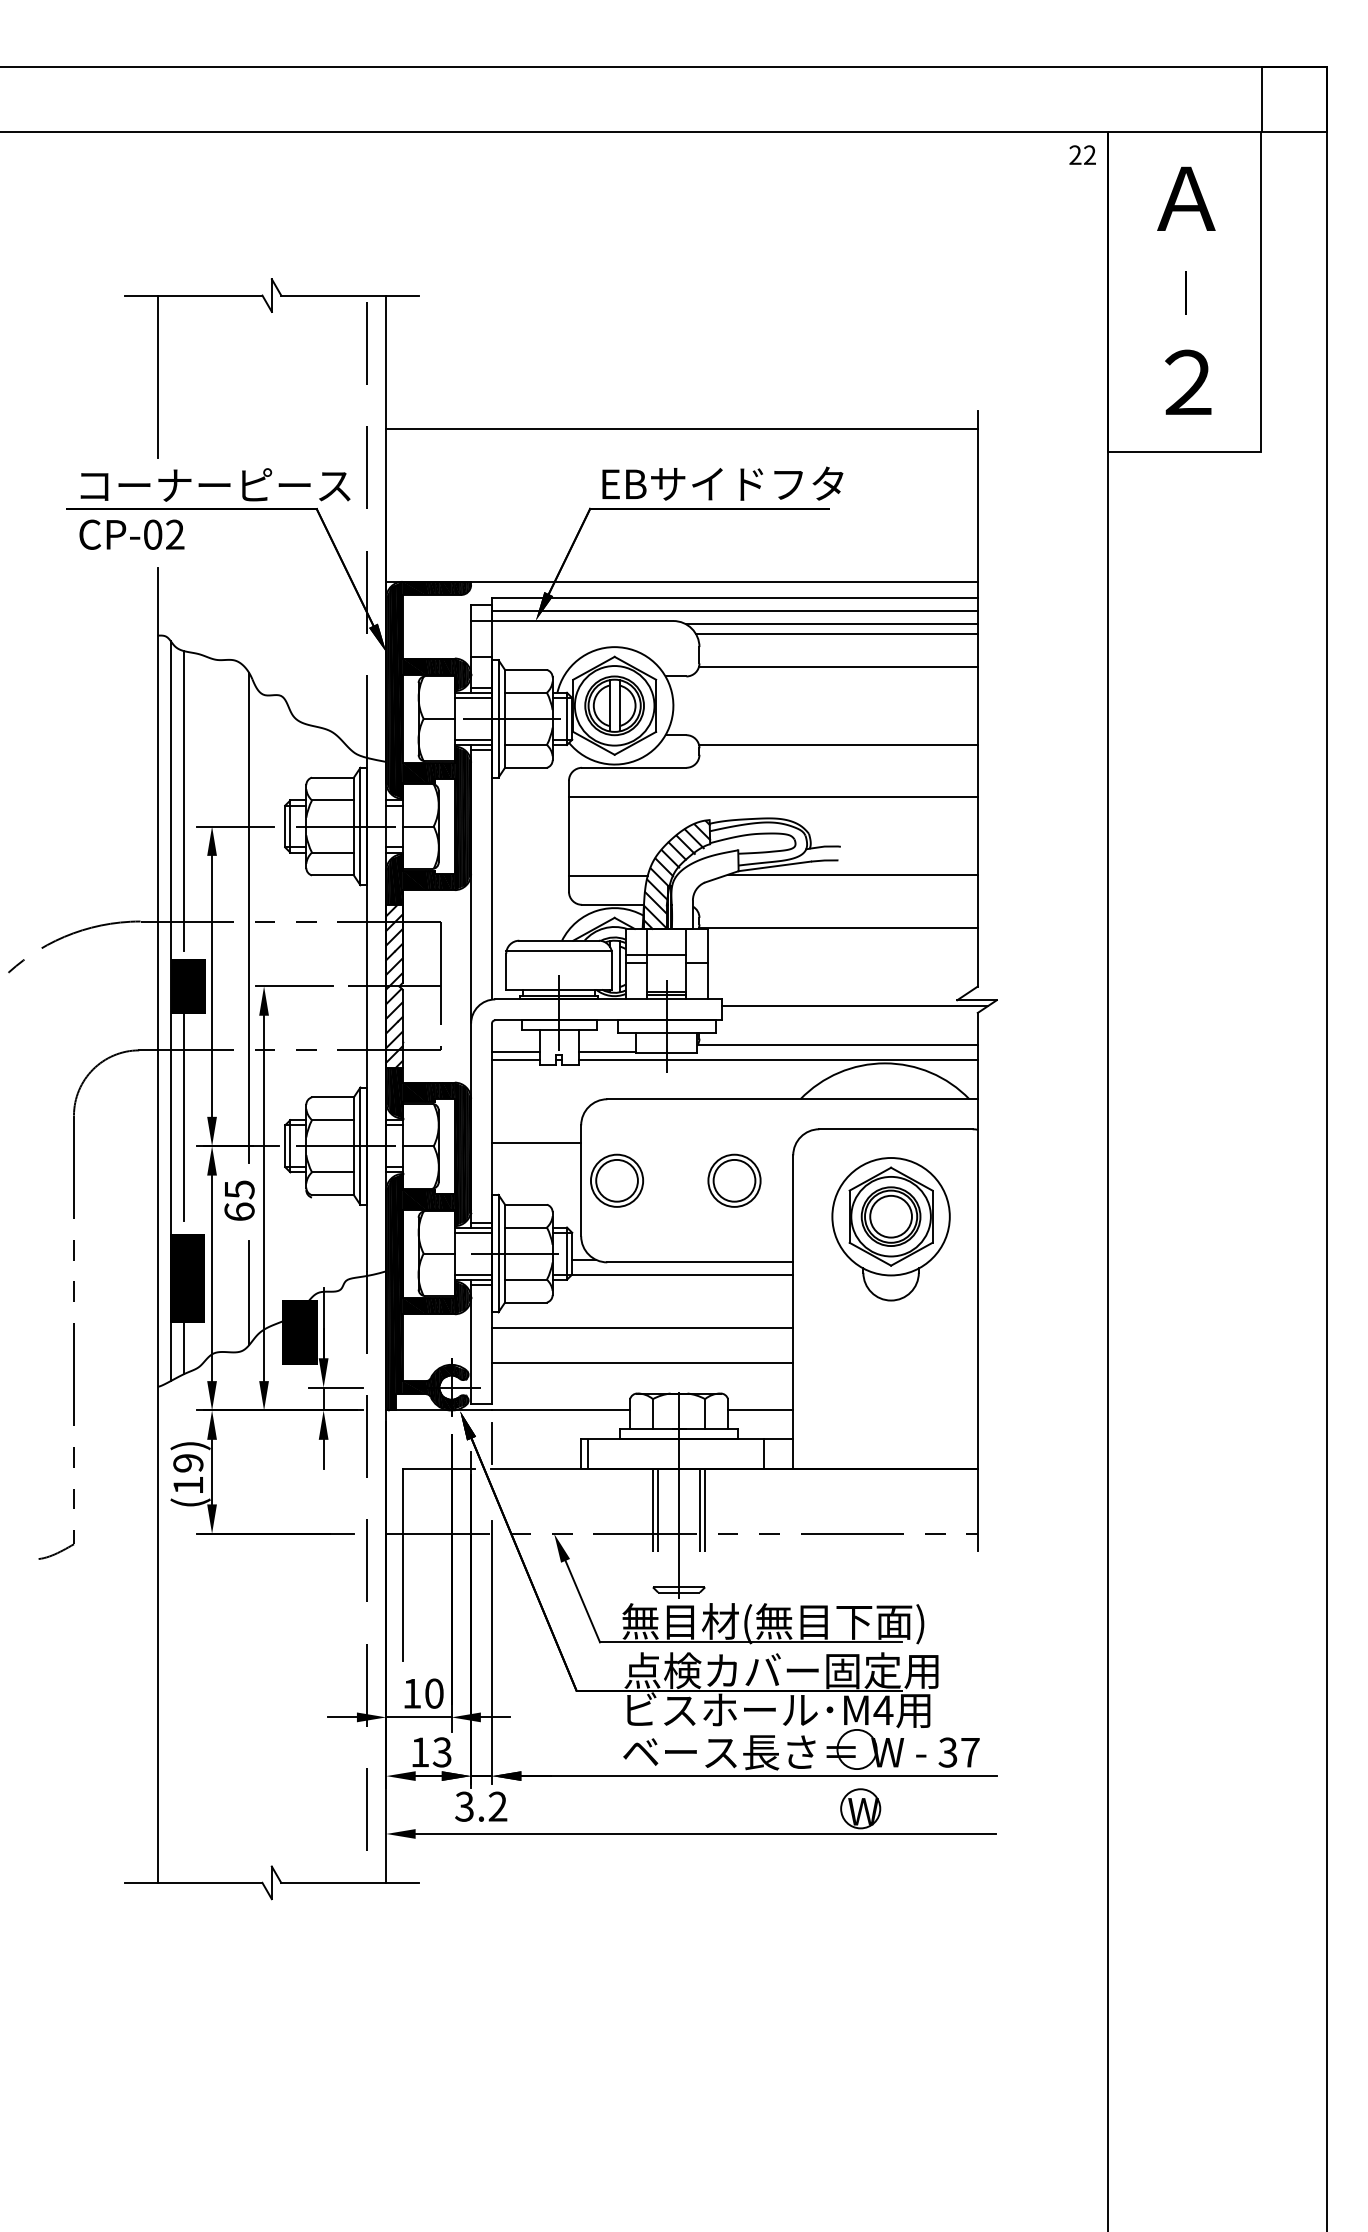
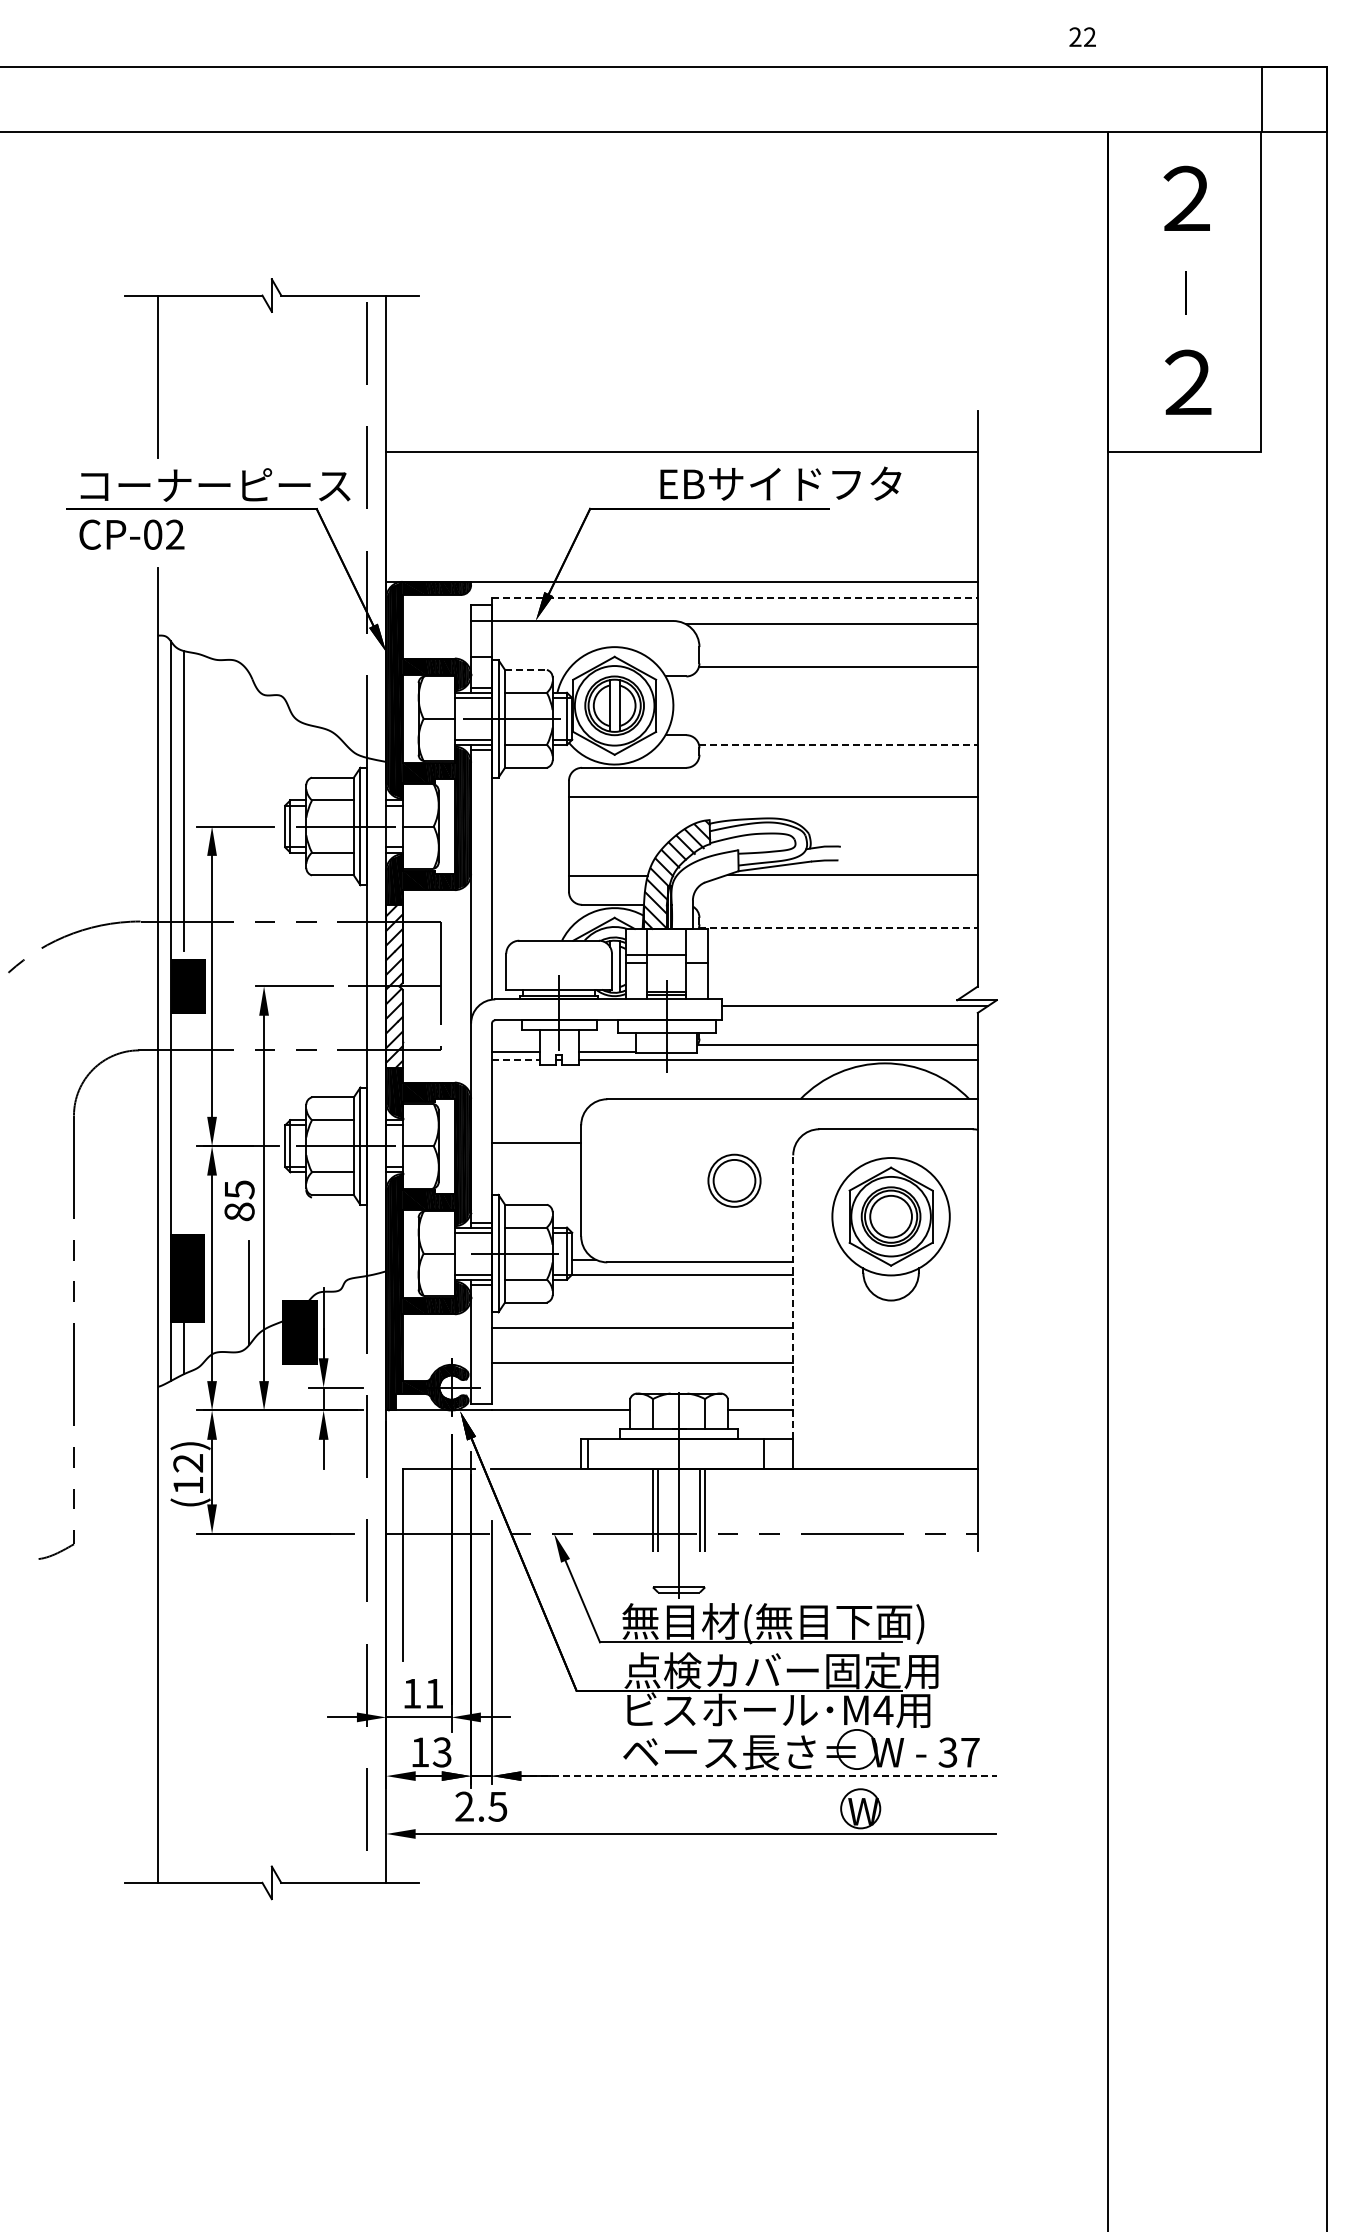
text position: (1082, 154) -> (1082, 36) (1082, 36)
text: Ａ -> ２ (1186, 197)
line position: (681, 429) -> (681, 452) (681, 452)
text position: (722, 483) -> (780, 483) (780, 483)
line: solid -> dashed (734, 598)
line: present -> none (734, 611)
line: present -> none (836, 634)
line: solid -> dashed (525, 669)
line: solid -> dashed (838, 744)
line: present -> none (249, 918)
line: solid -> dashed (838, 927)
line: present -> none (558, 950)
line: solid -> dashed (515, 1060)
line: present -> none (184, 1116)
part: present -> none (617, 1180)
text: 65 -> 85 (239, 1211)
line: solid -> dashed (793, 1297)
line: present -> none (492, 1443)
text: (19) -> (12) (188, 1463)
text: 10 -> 11 (434, 1693)
line: solid -> dashed (753, 1776)
text: 3.2 -> 2.5 (481, 1806)
